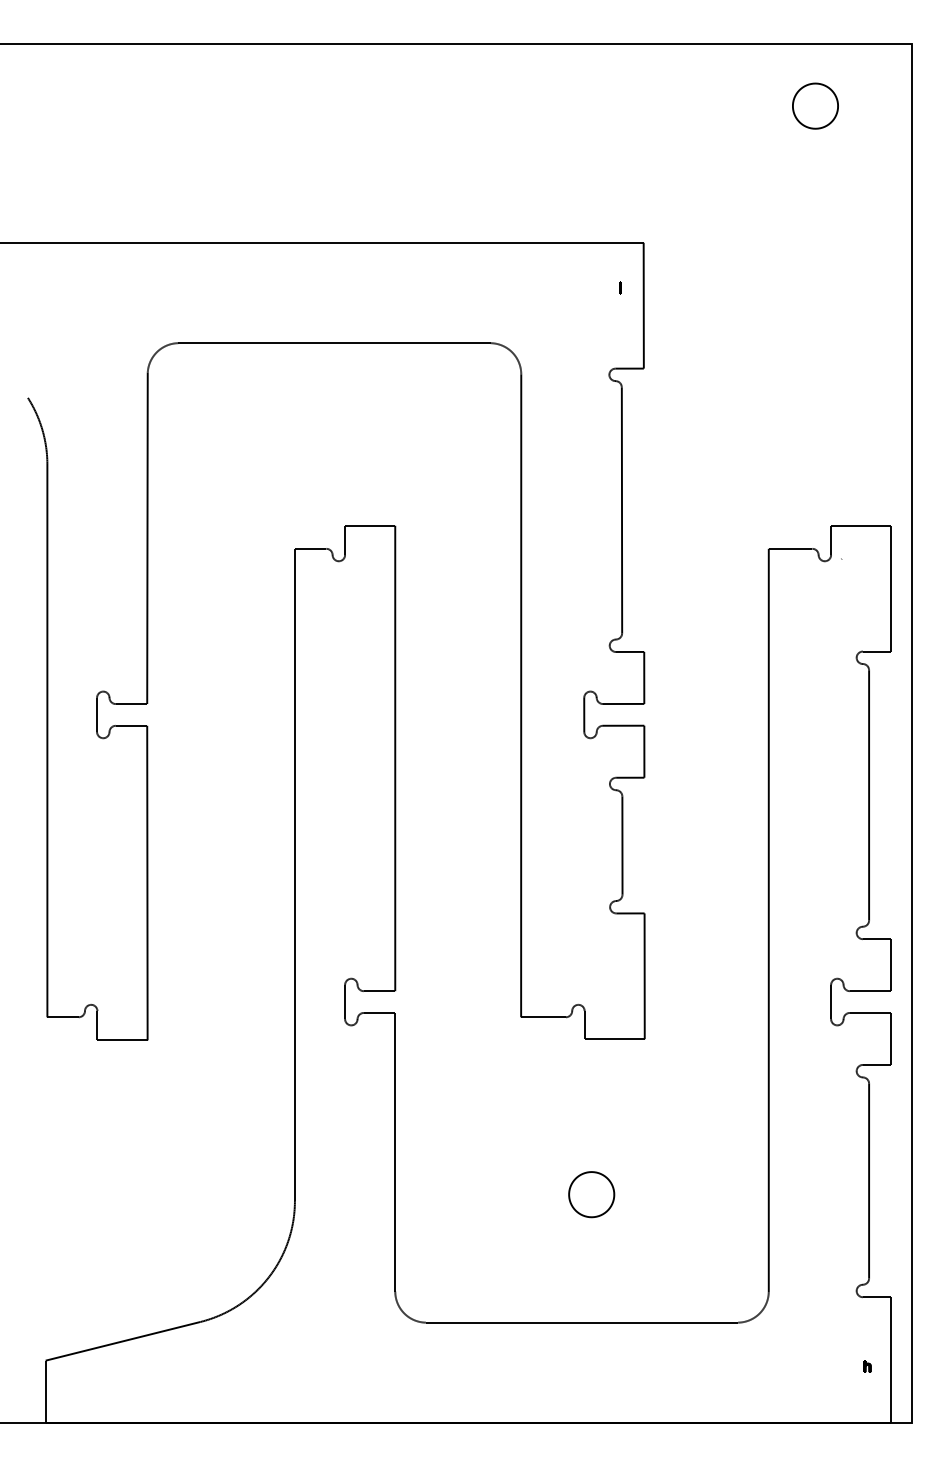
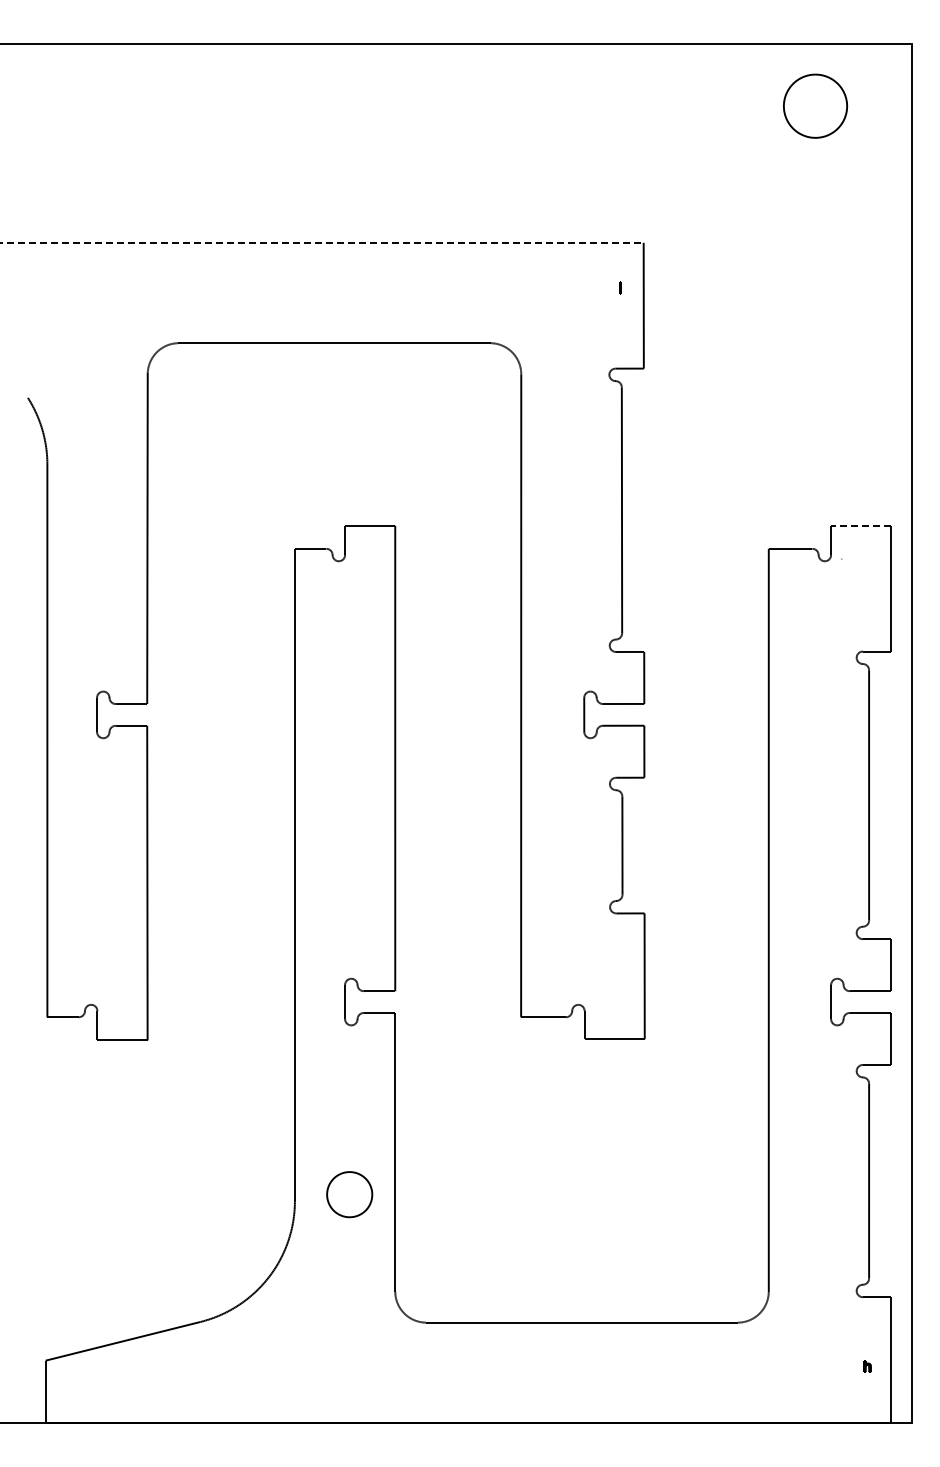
part size: 47x48 px -> 66x66 px (815, 105)
line: solid -> dashed (321, 242)
line: solid -> dashed (860, 525)
part position: (591, 1194) -> (349, 1194) (349, 1194)
